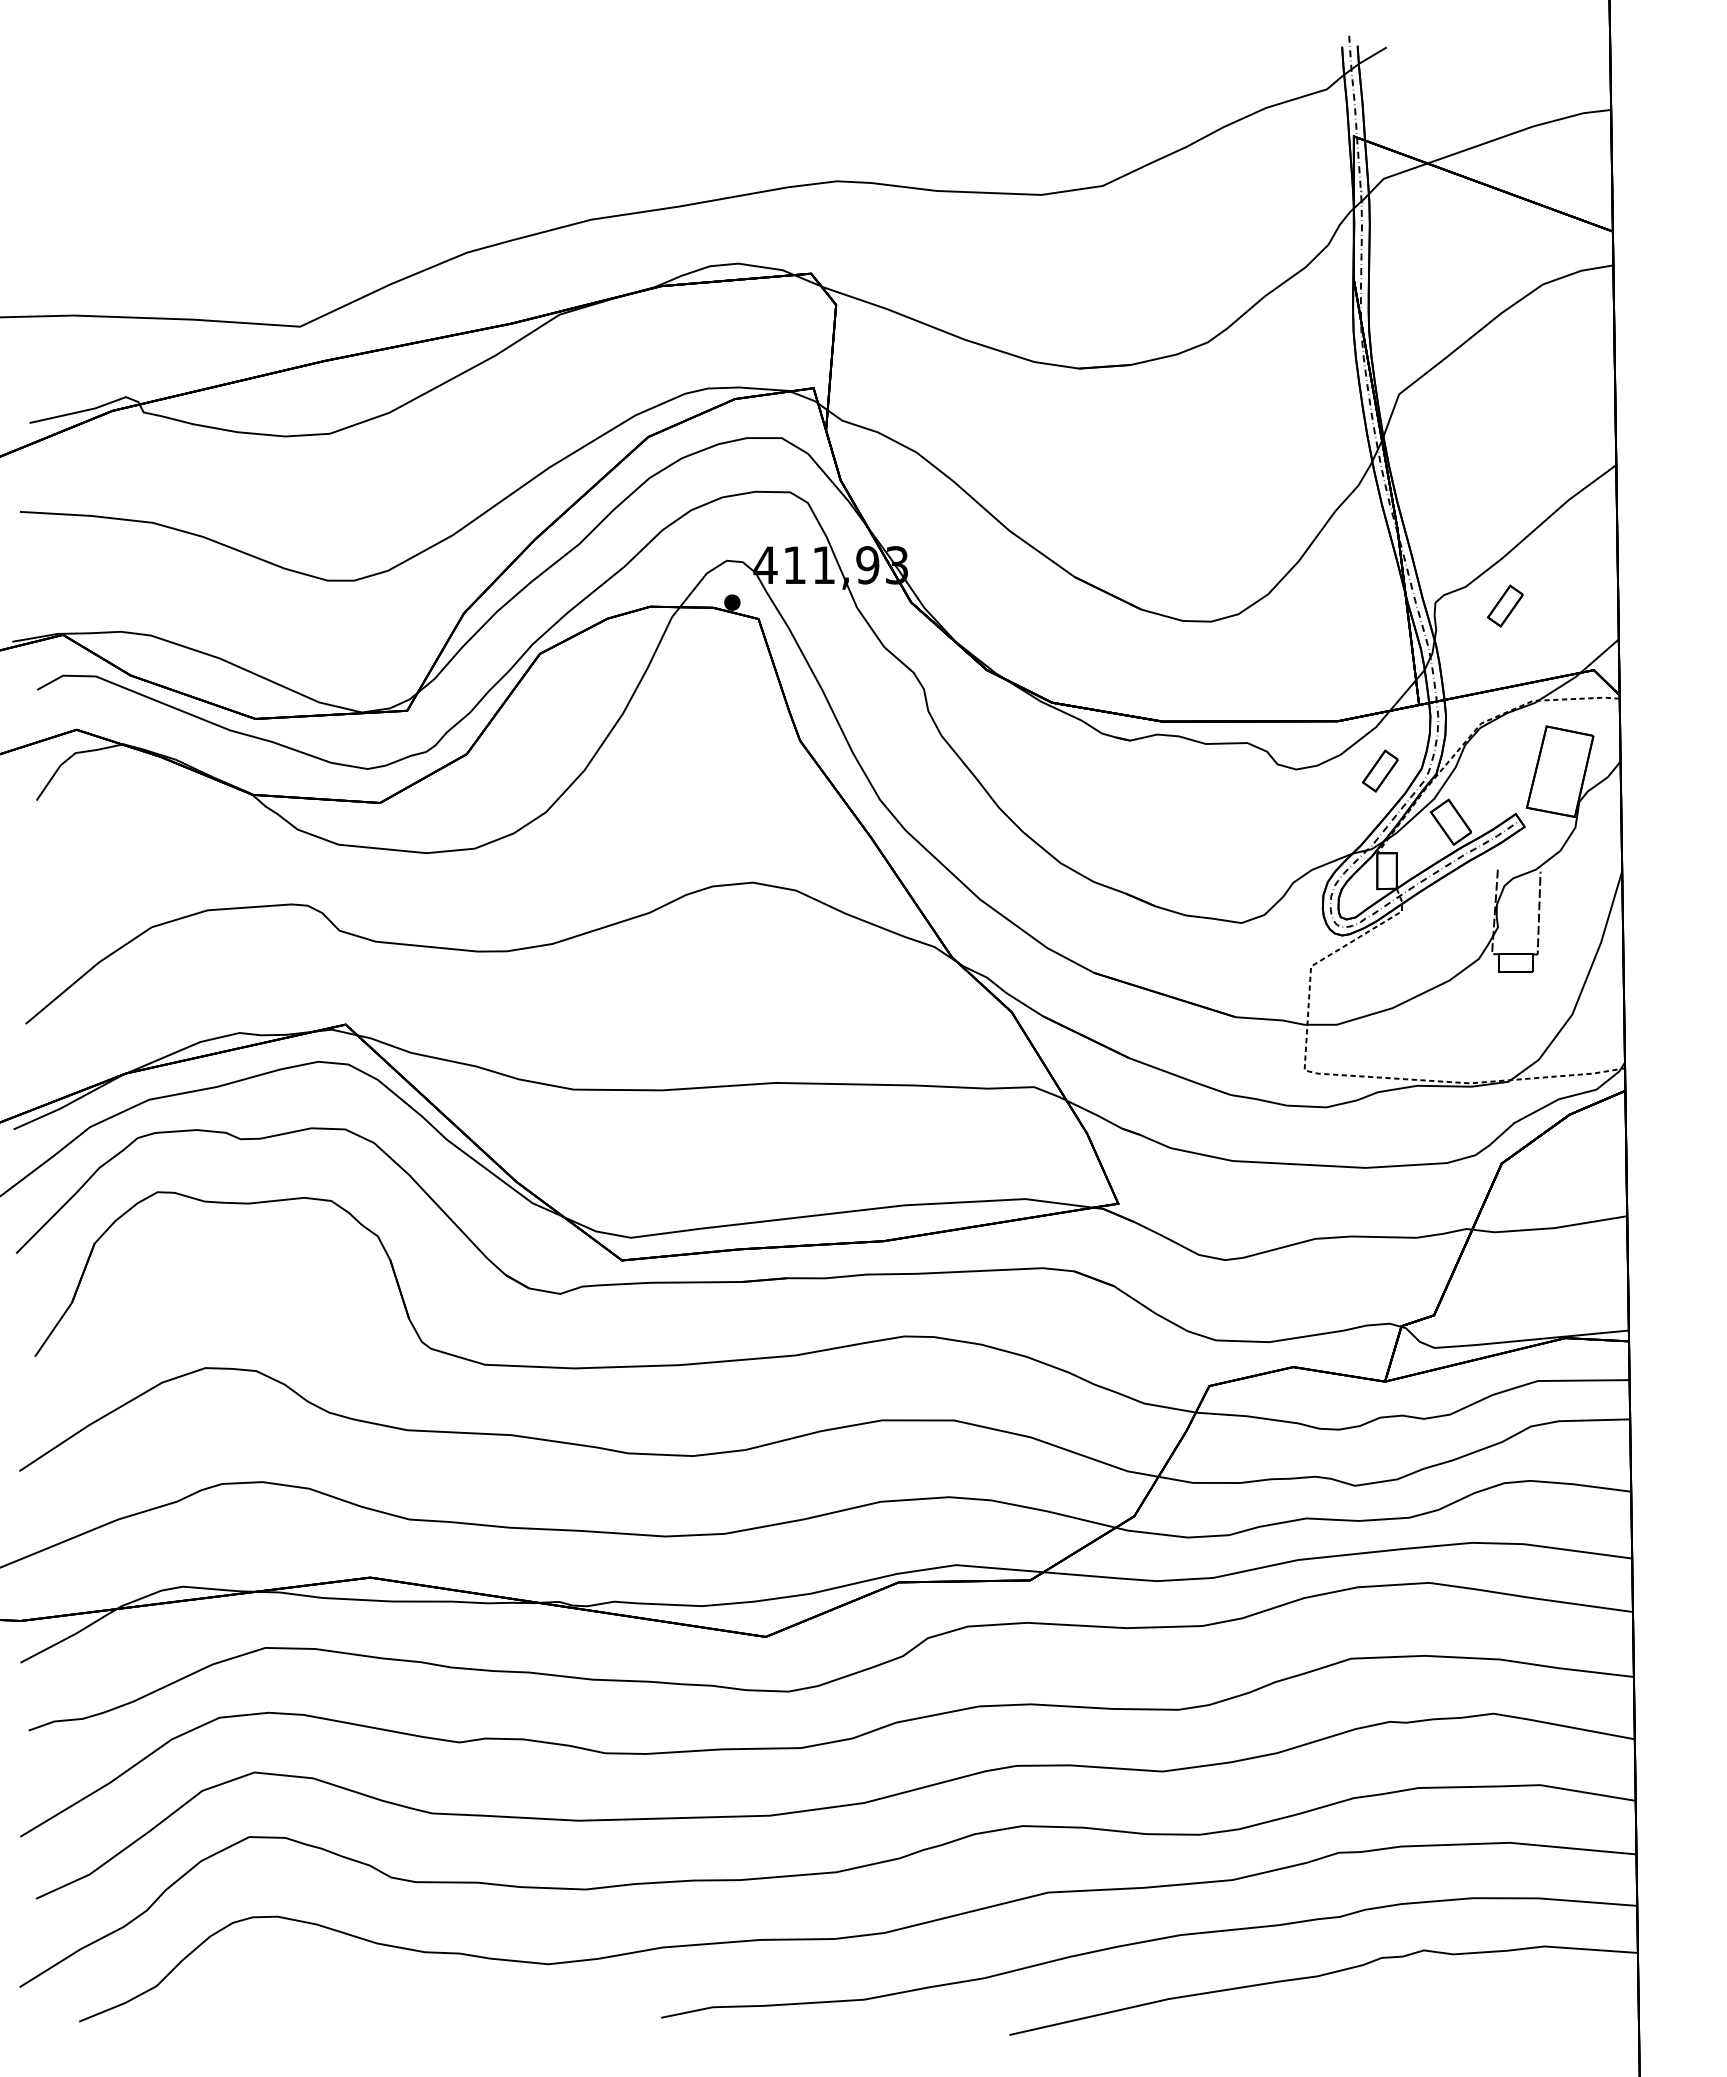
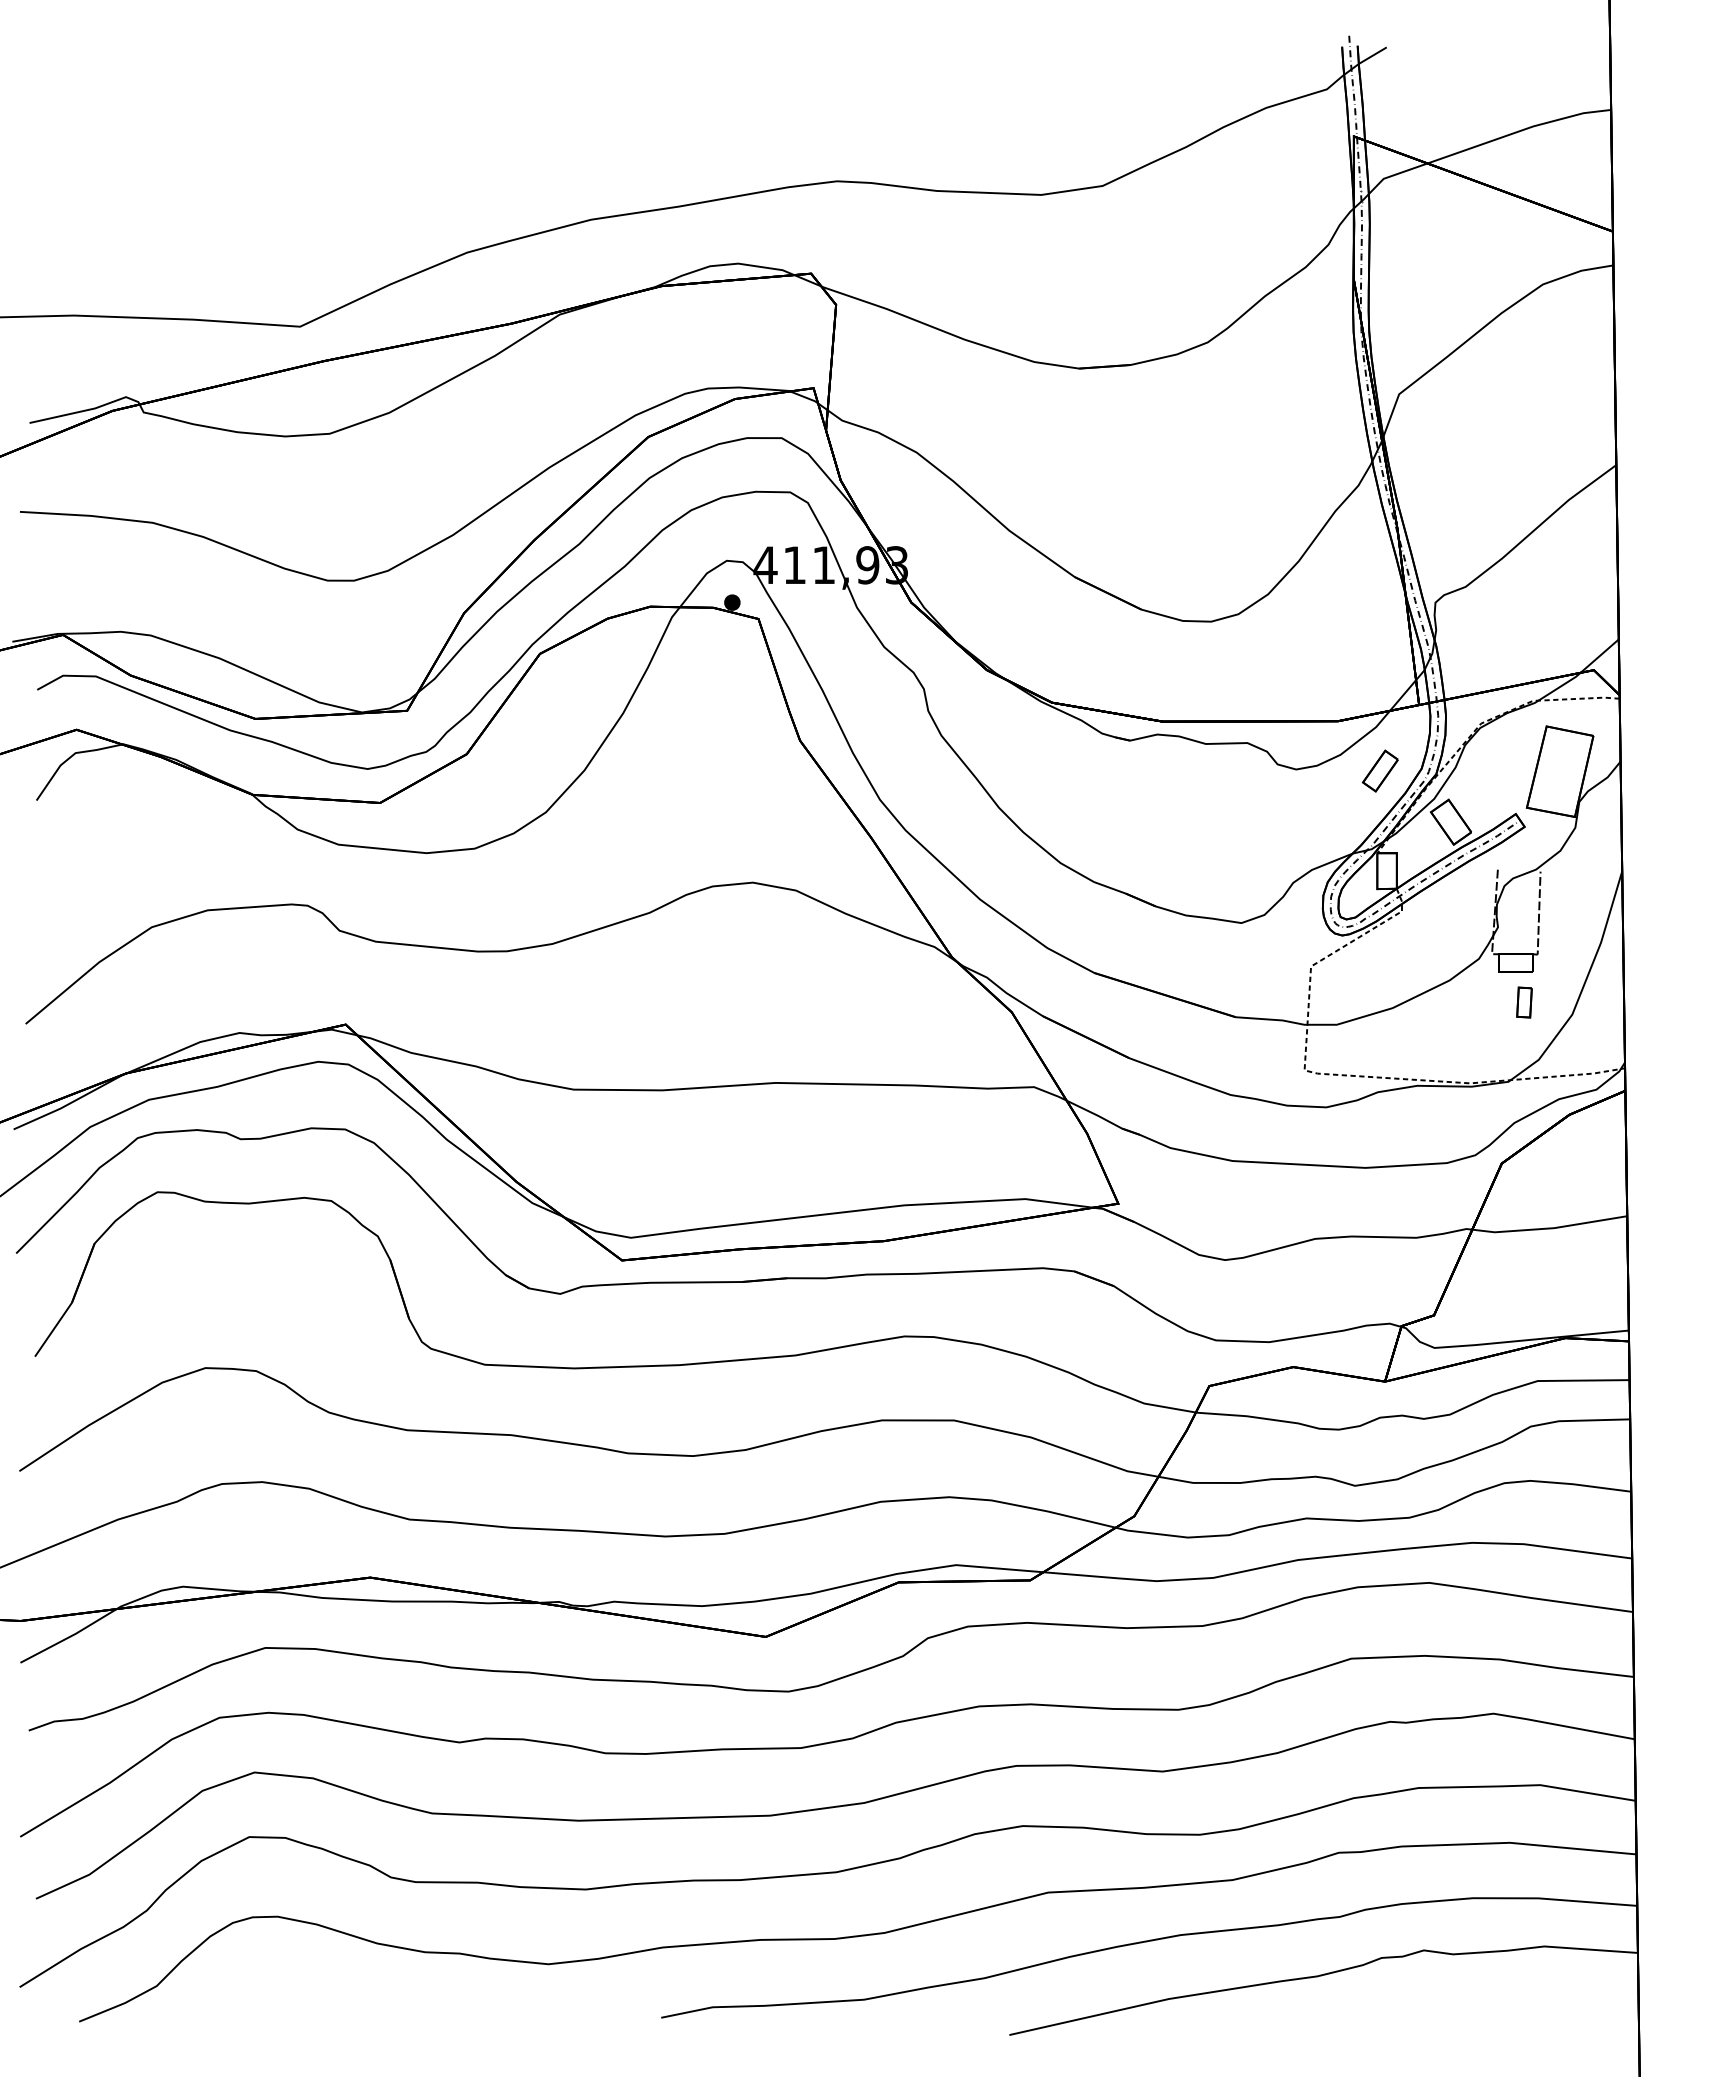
part: present -> none (1504, 605)
part: none -> present (1524, 1002)
